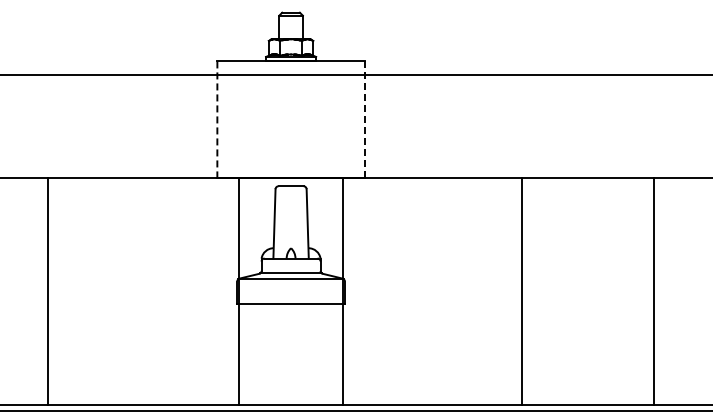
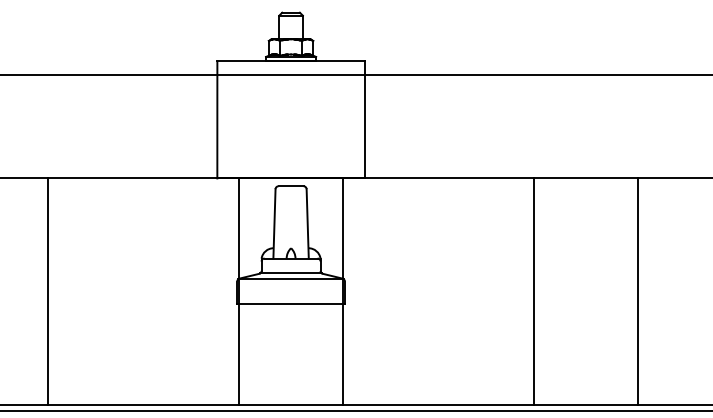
line: dashed -> solid (217, 119)
line: dashed -> solid (364, 119)
line position: (522, 291) -> (534, 291) (534, 291)
line position: (653, 291) -> (637, 291) (637, 291)
